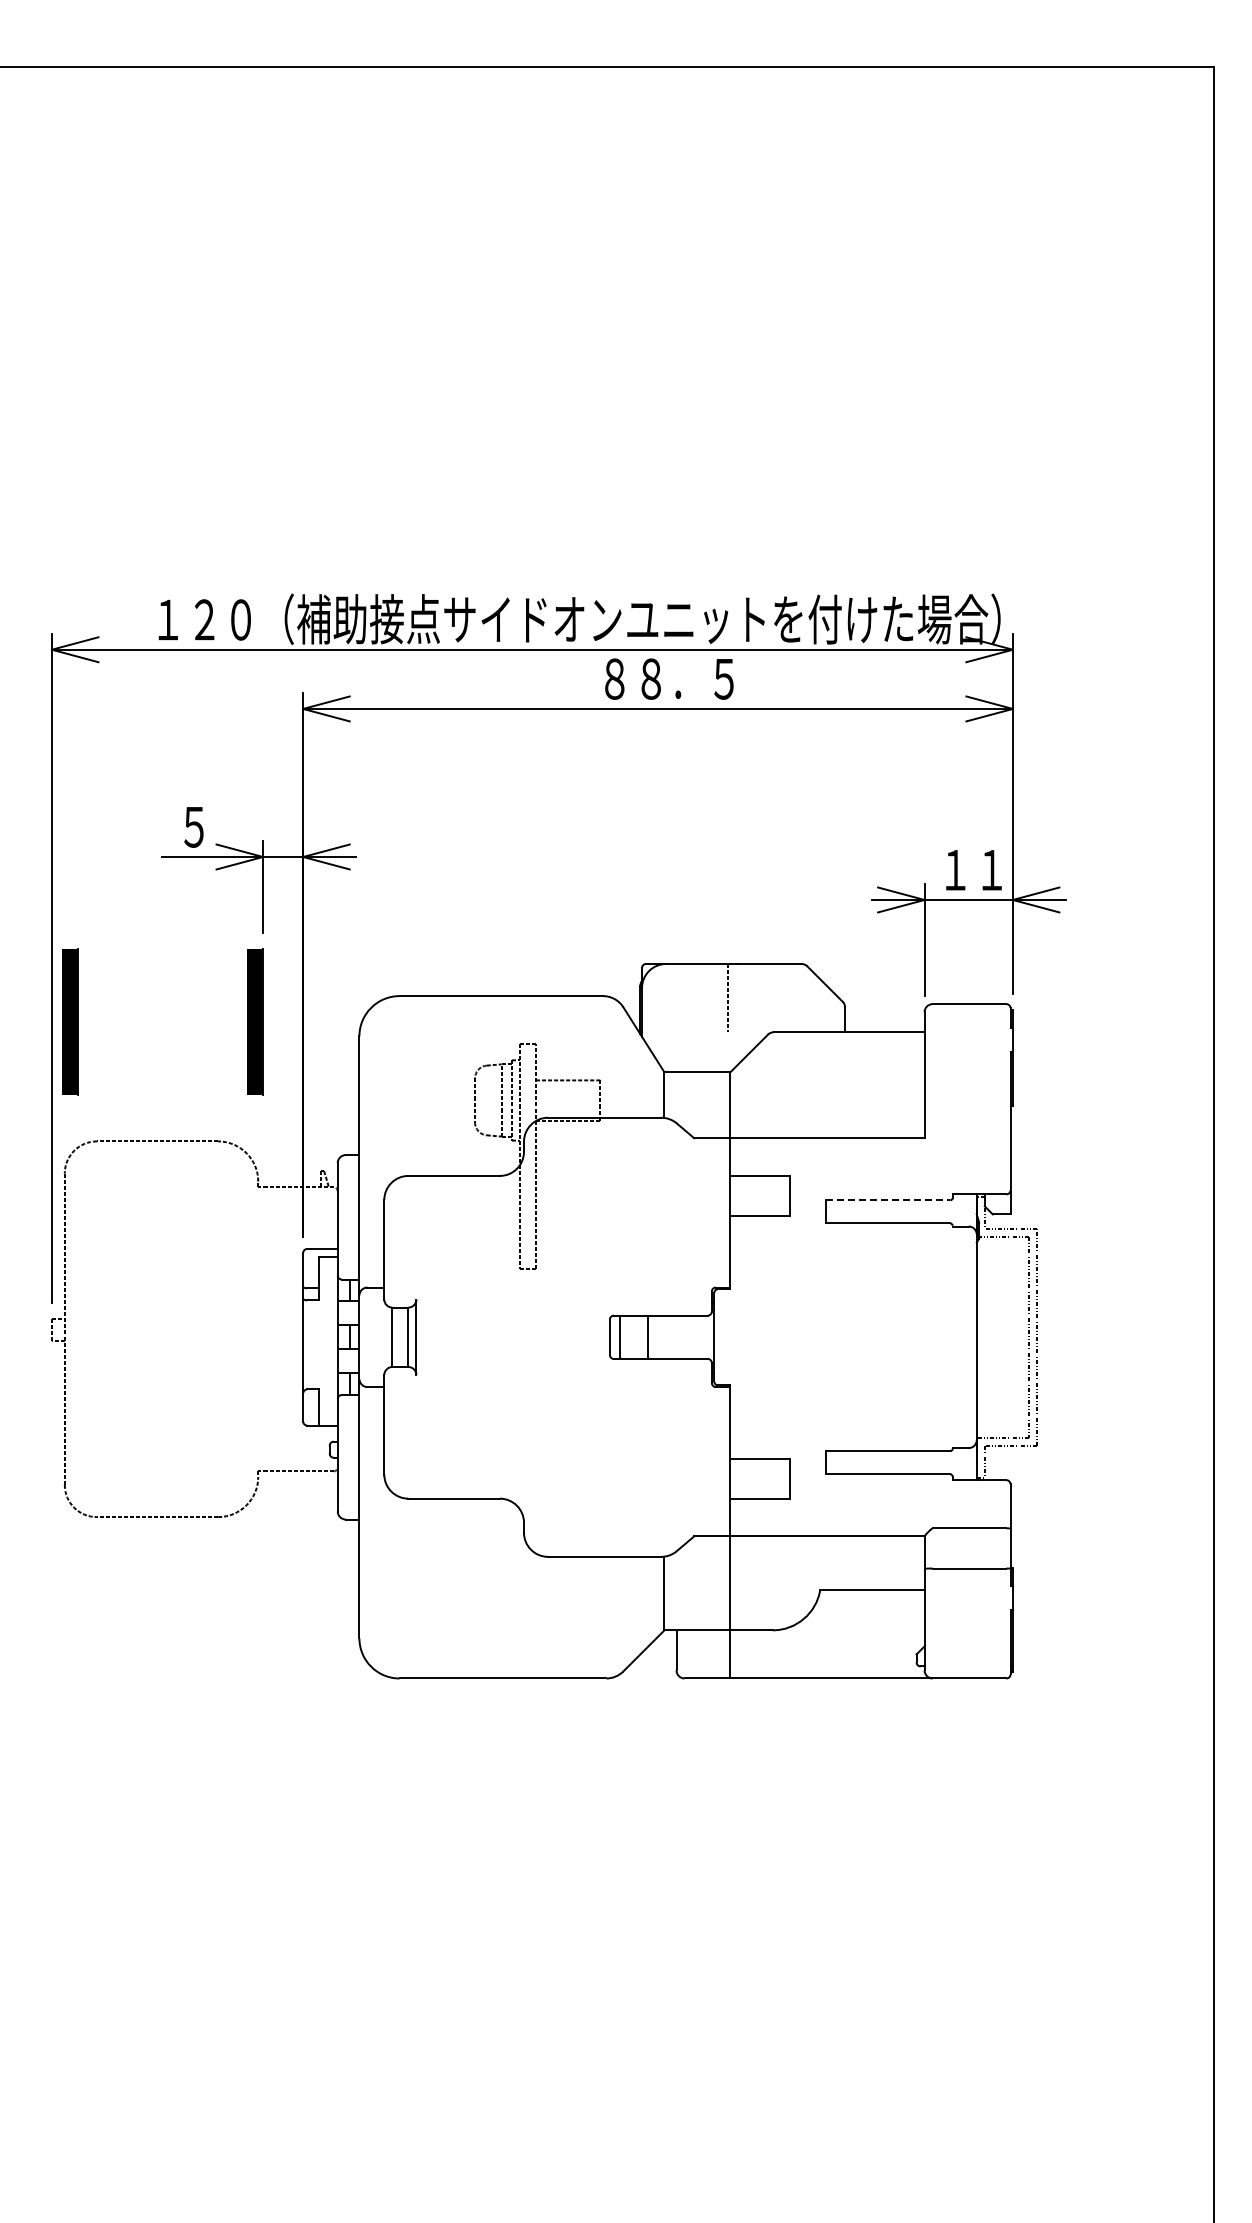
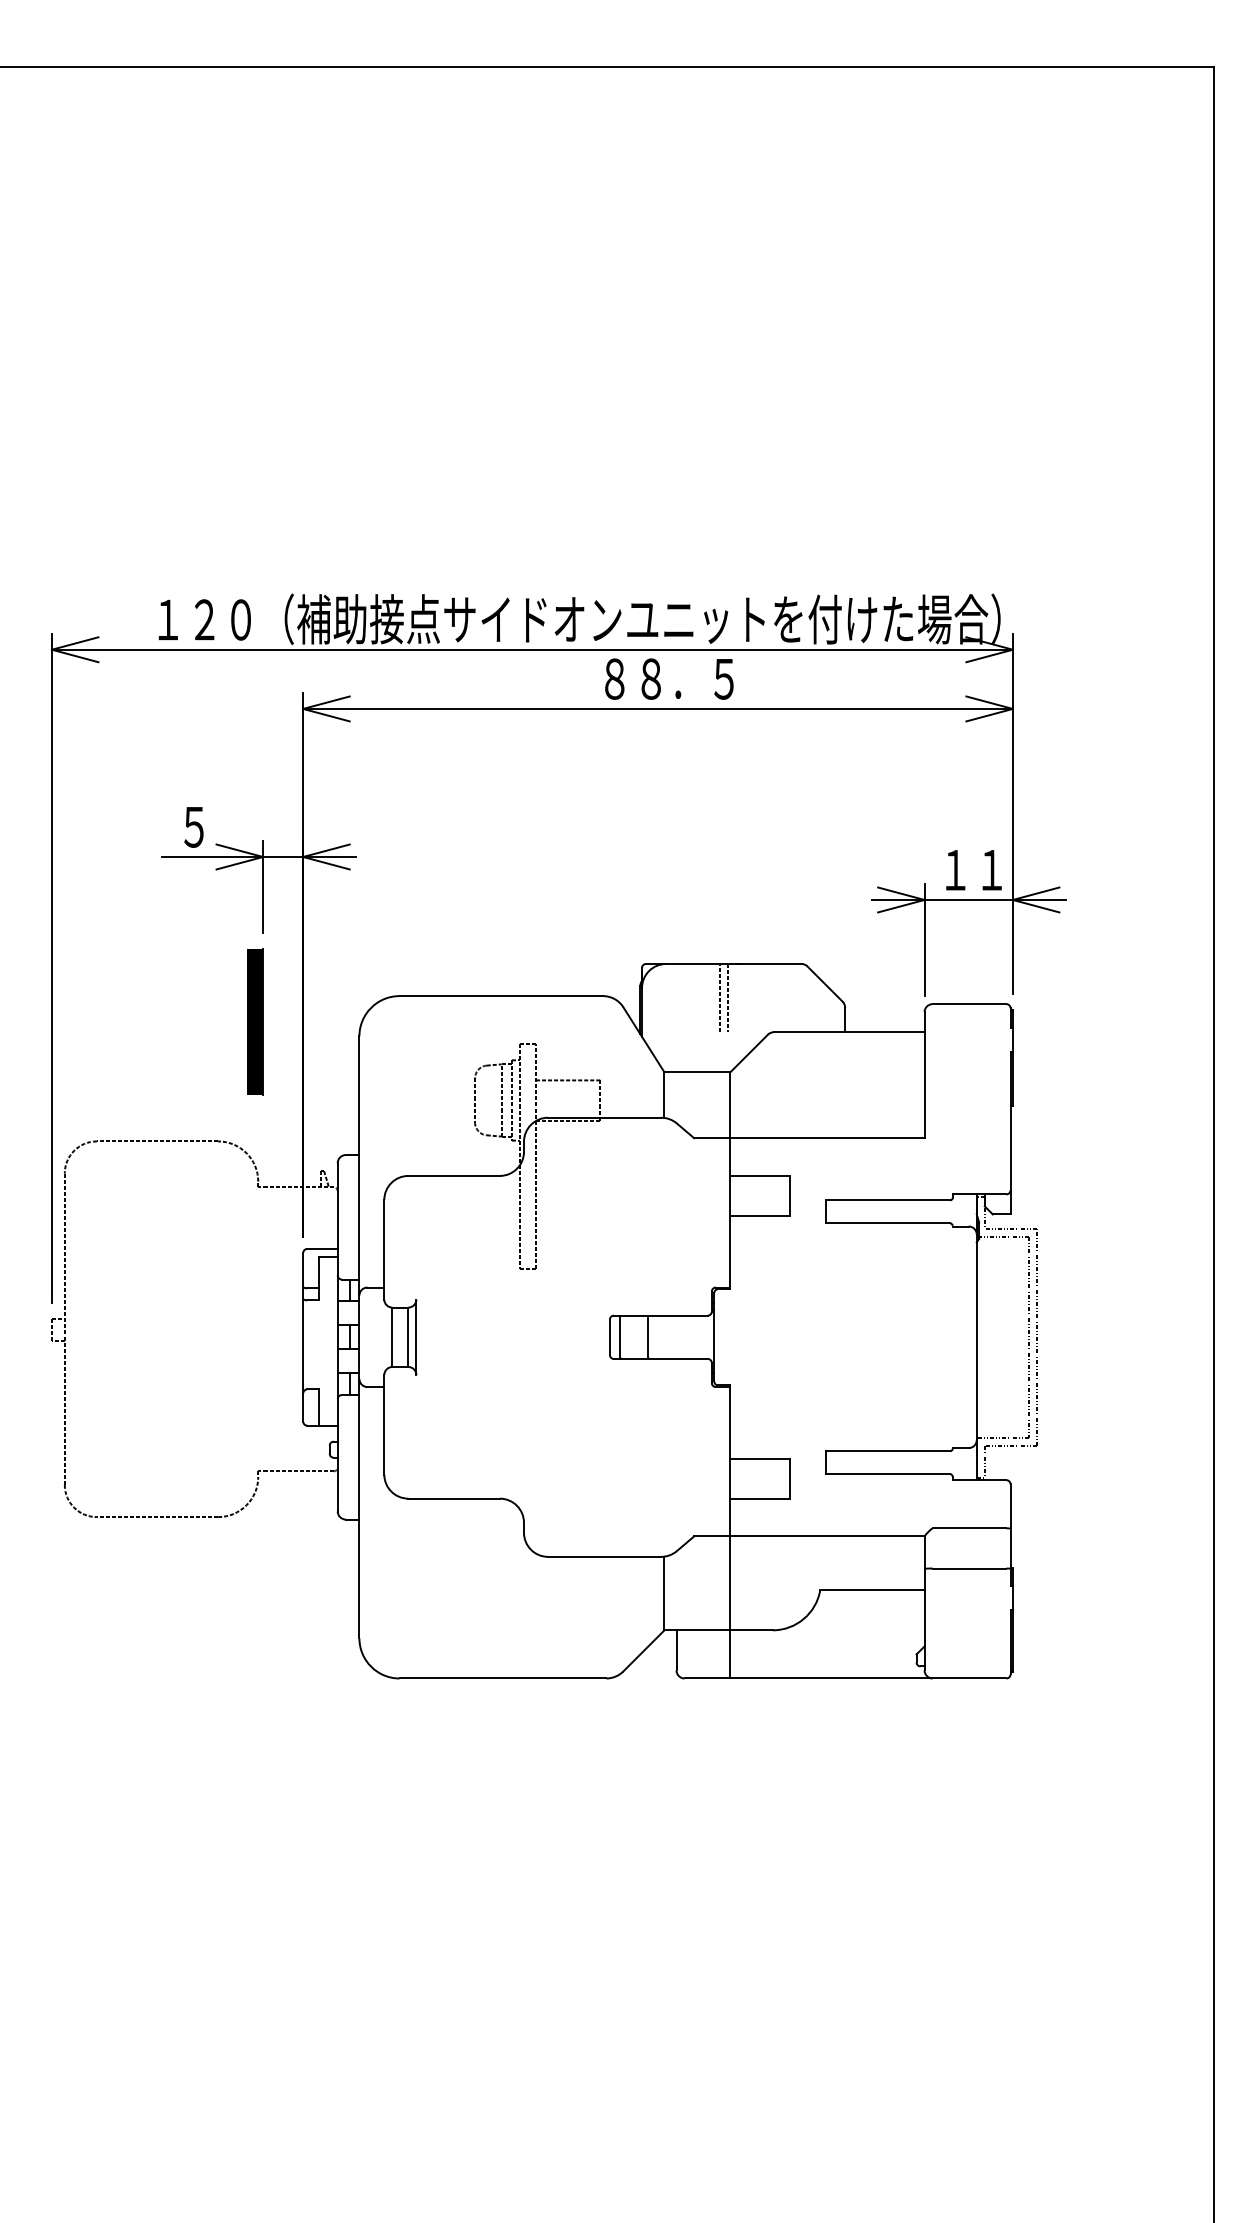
line: none -> present (719, 998)
part: present -> none (70, 1021)
line: dashed -> solid (888, 1200)
